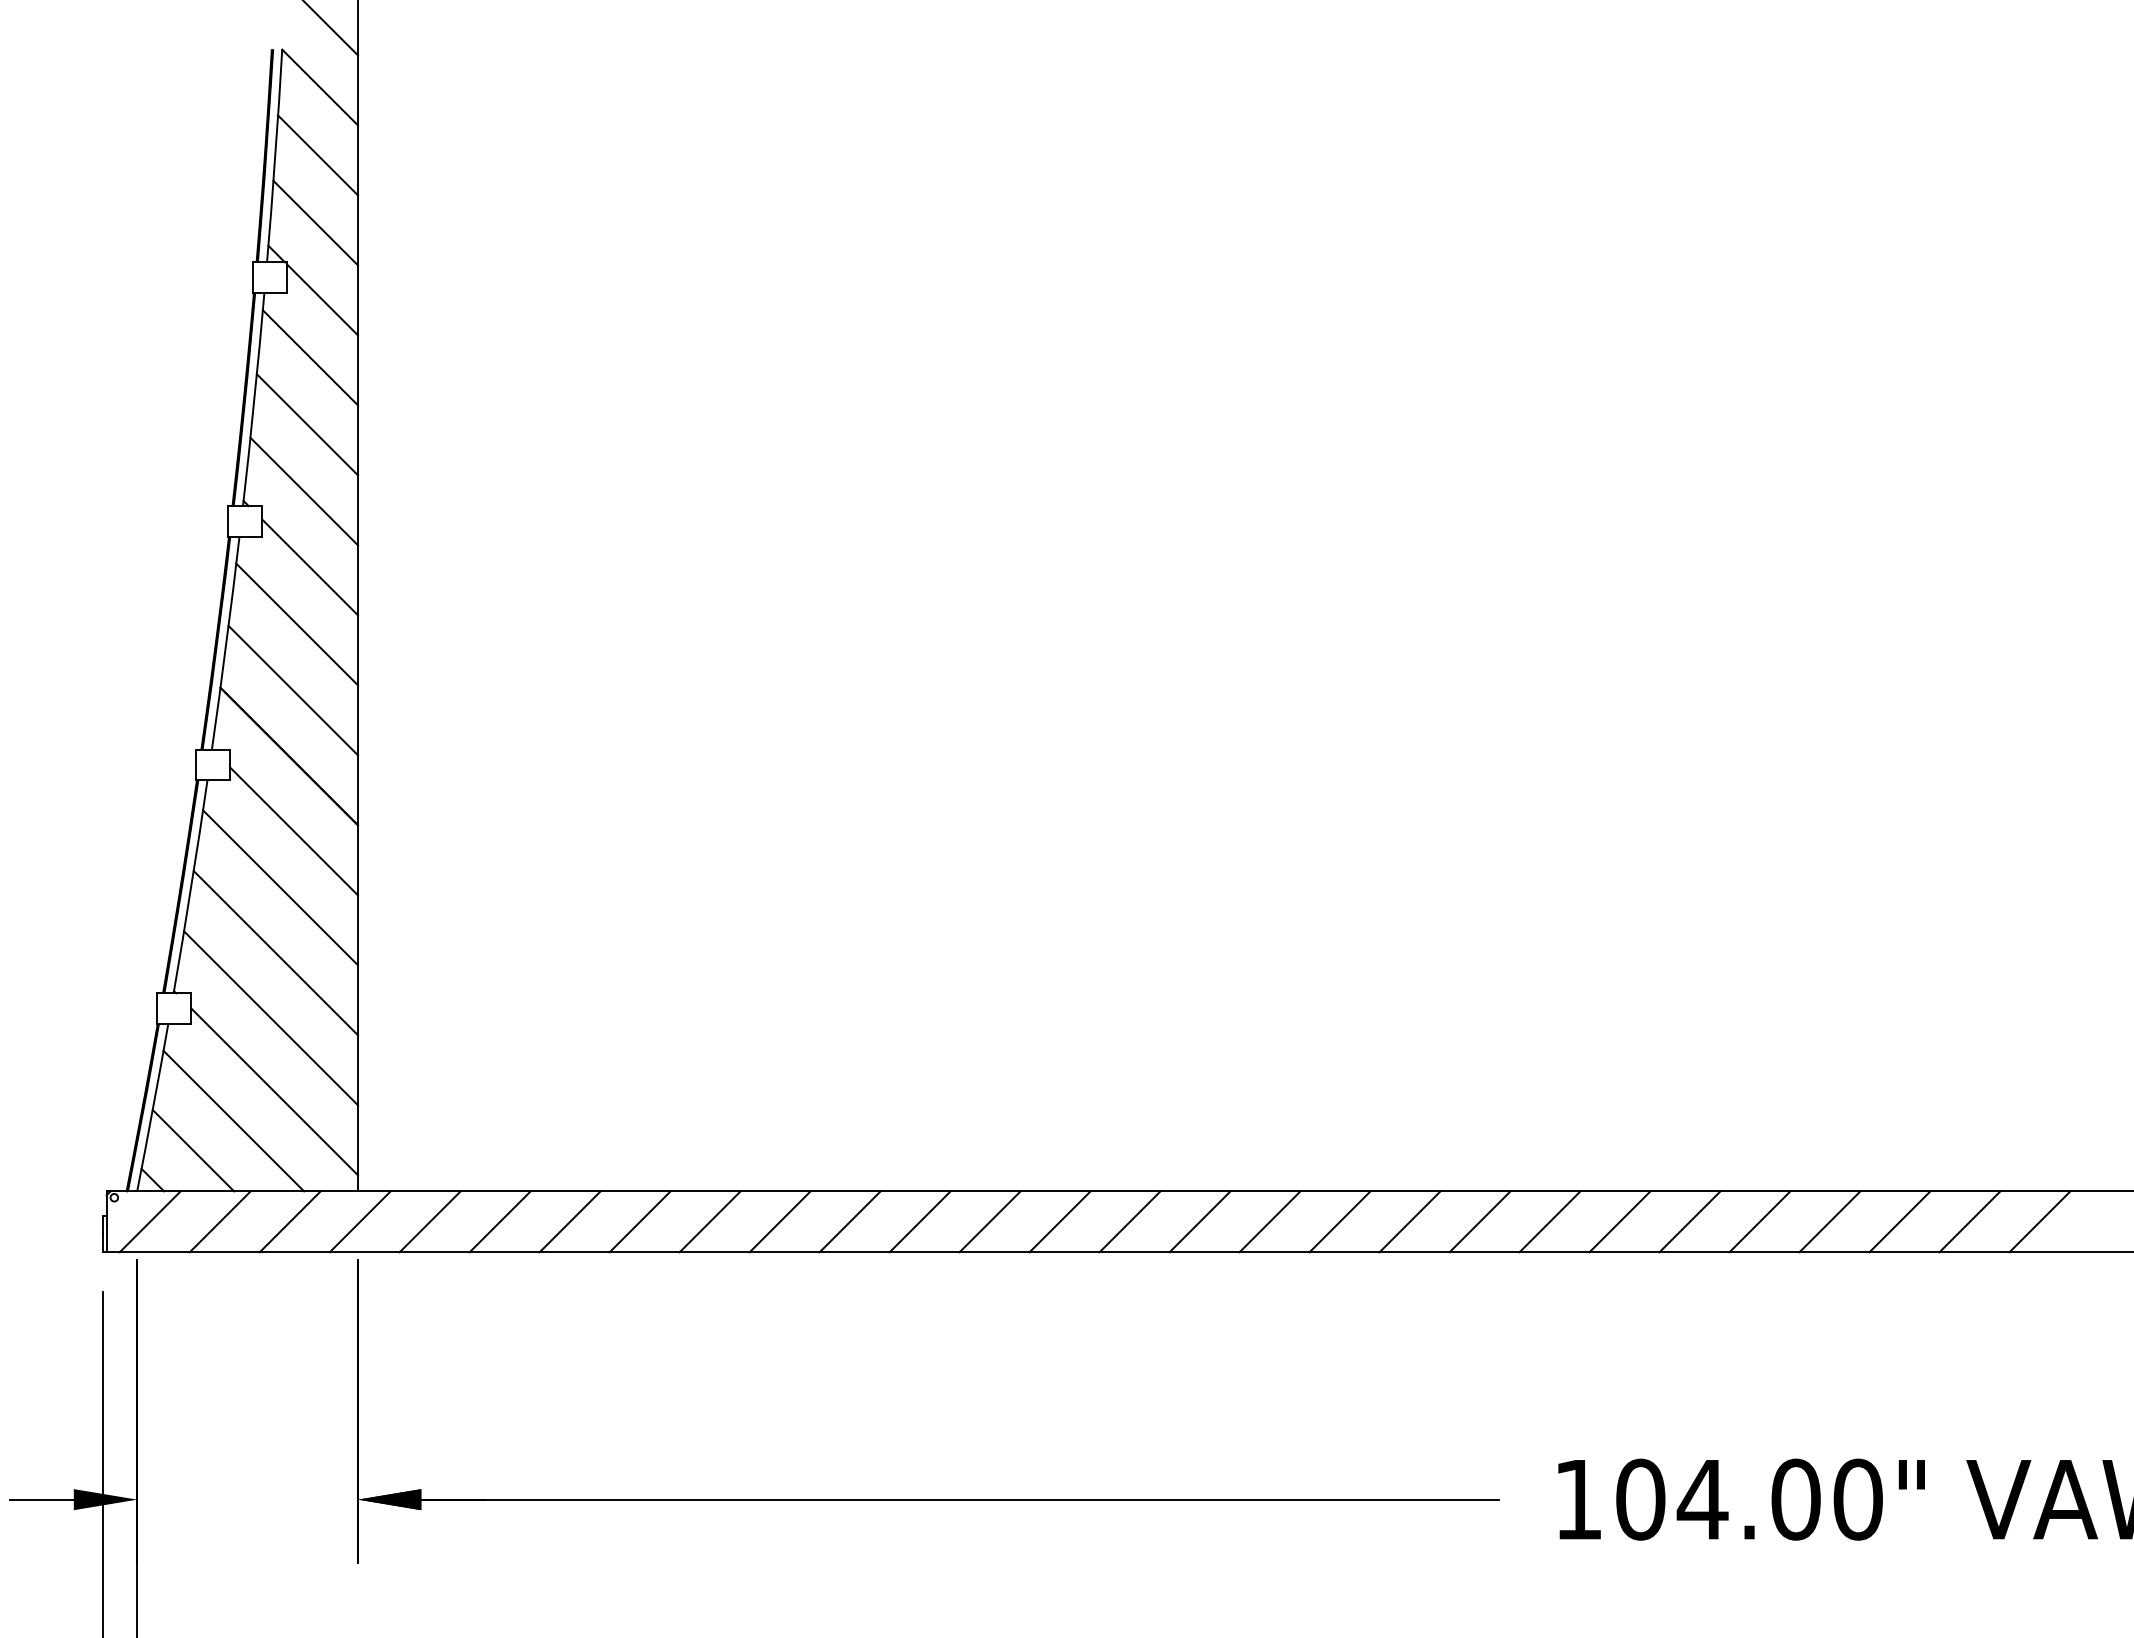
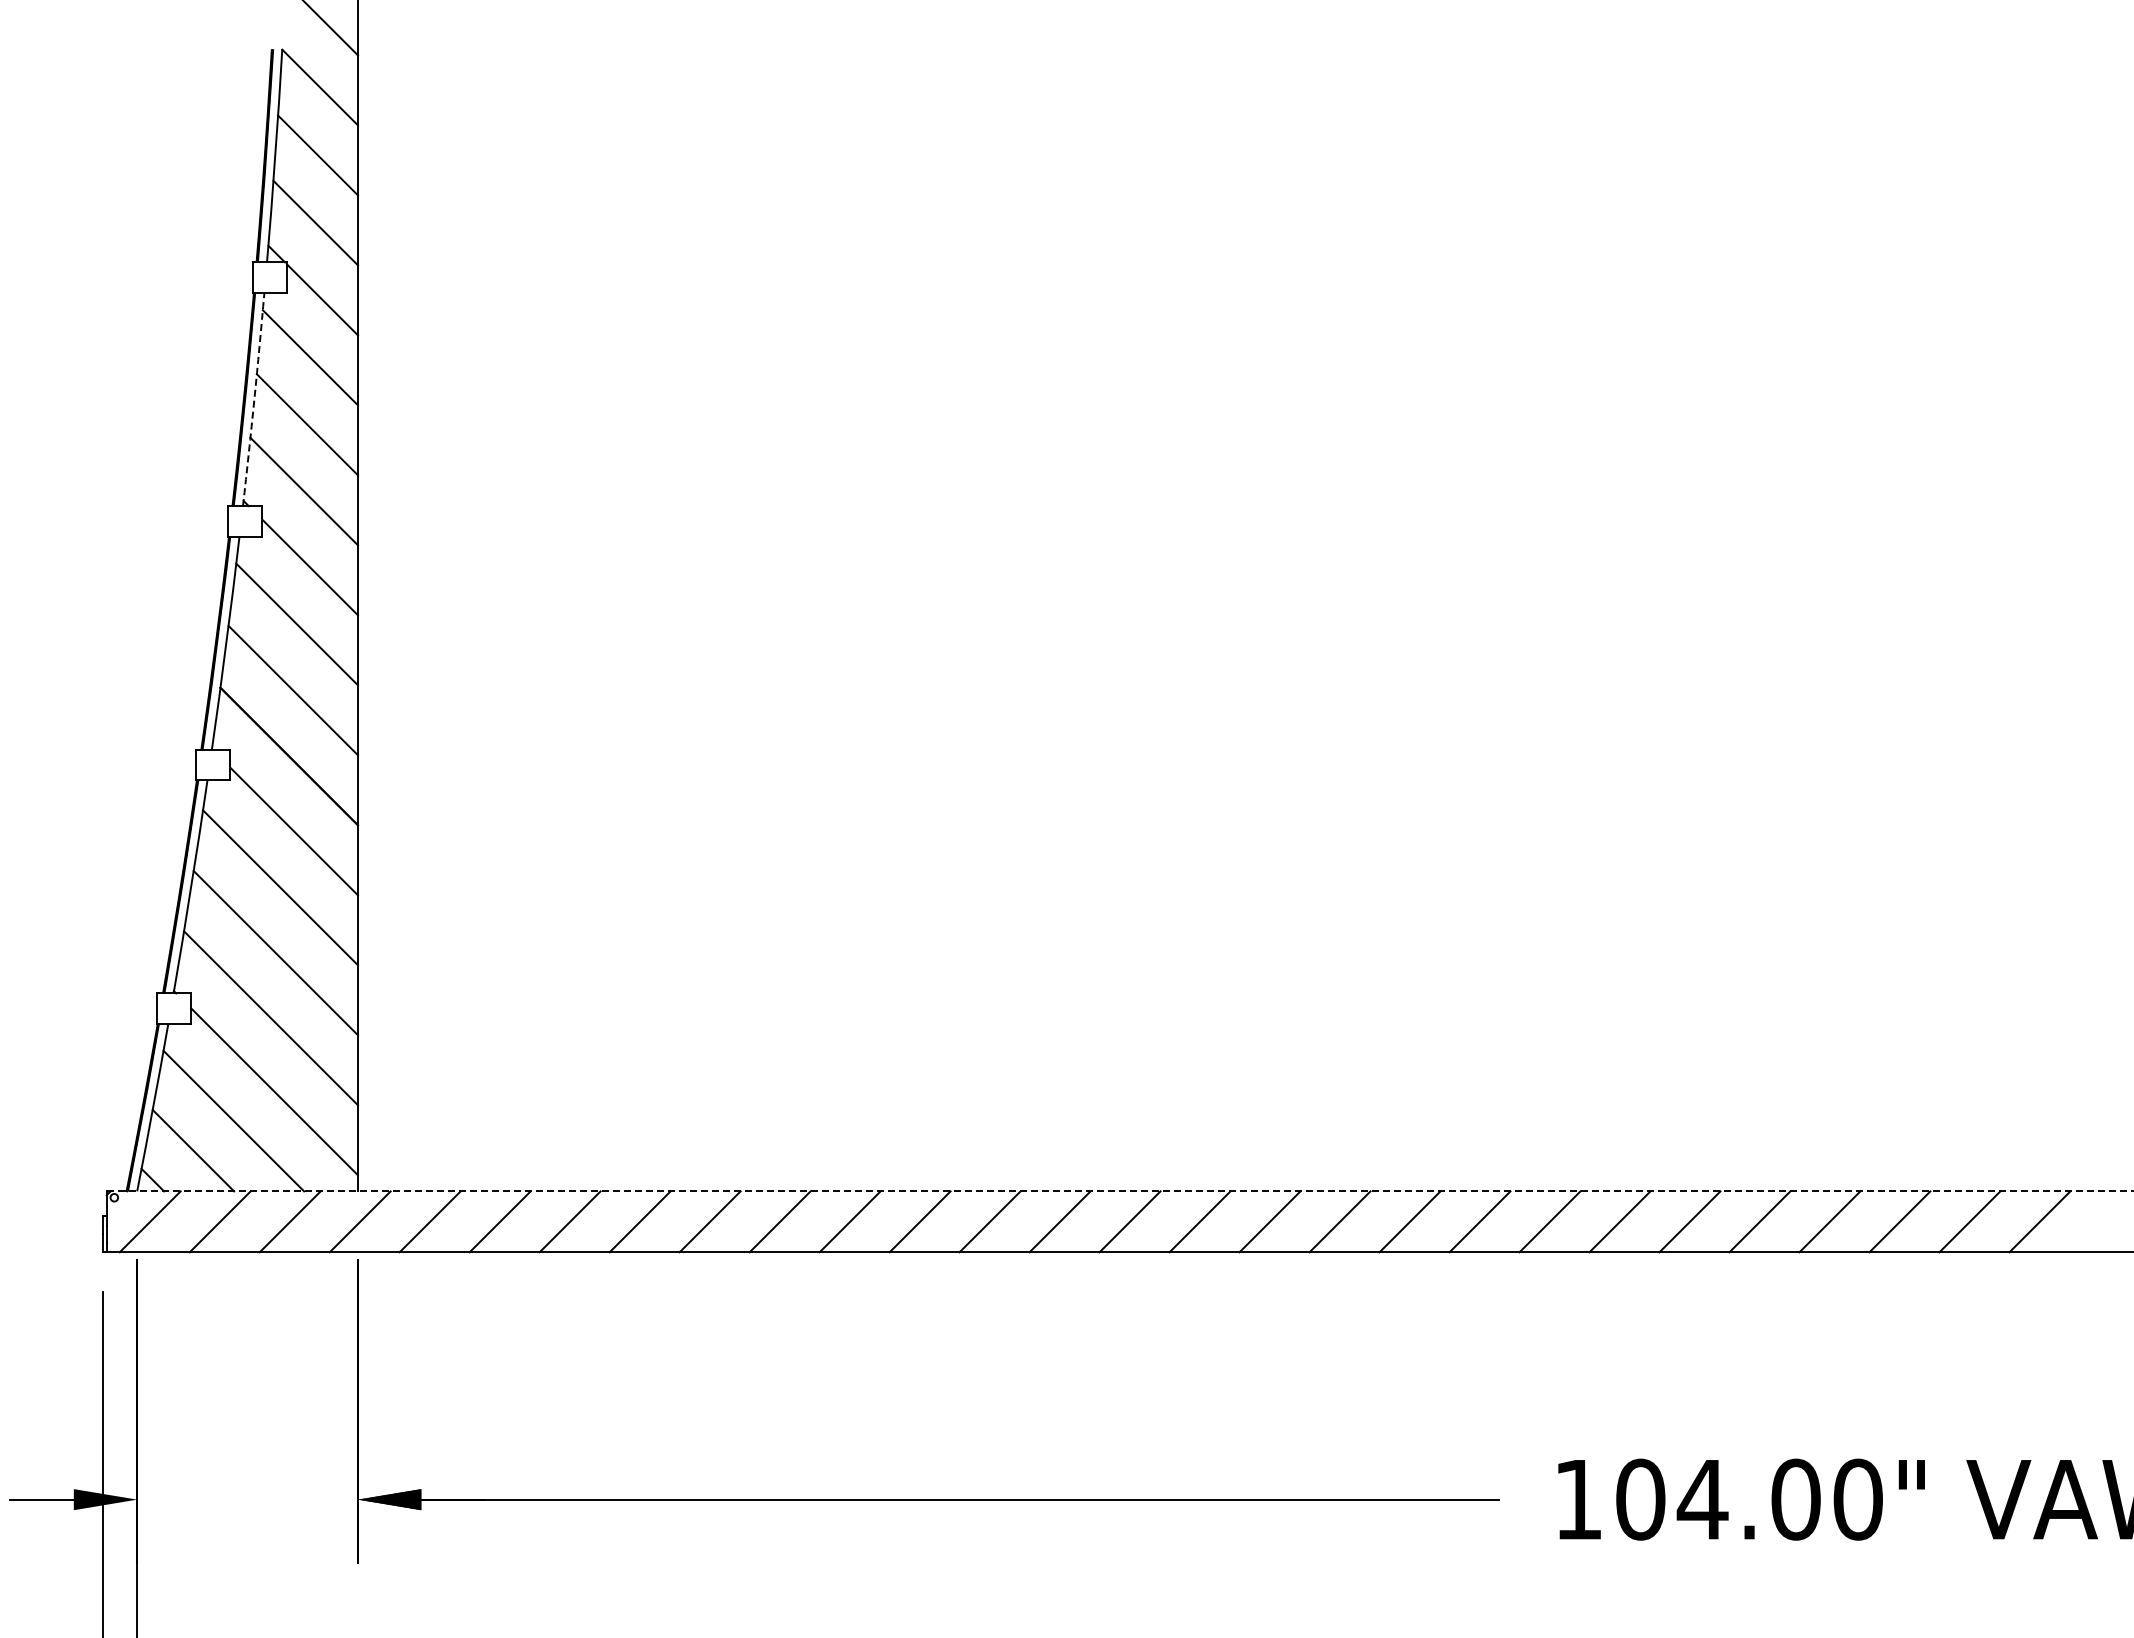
arc: solid -> dashed (254, 399)
line: solid -> dashed (1119, 1191)
